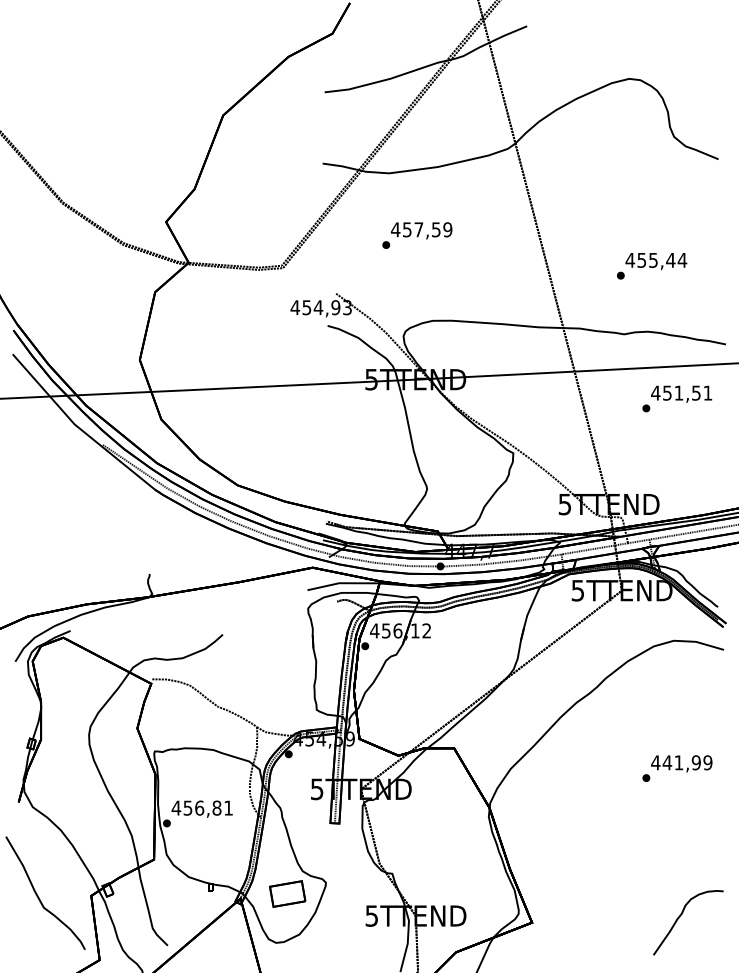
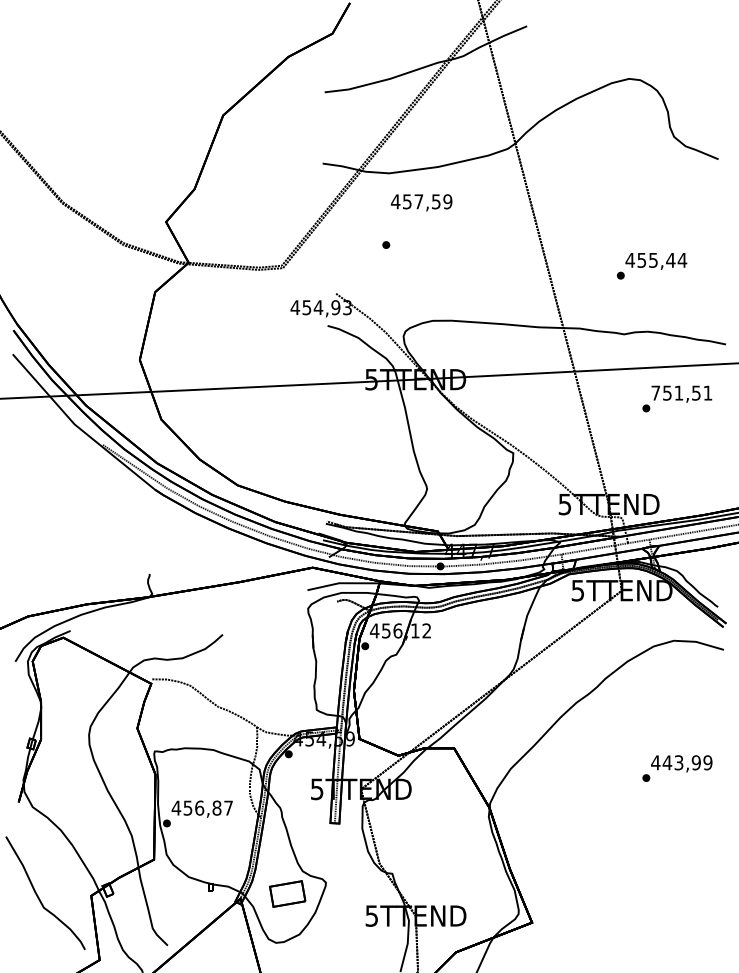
text position: (421, 230) -> (421, 202) (421, 202)
text: 451,51 -> 751,51 (655, 392)
text: 441,99 -> 443,99 (678, 762)
text: 456,81 -> 456,87 (228, 807)
curve: present -> none (680, 917)
